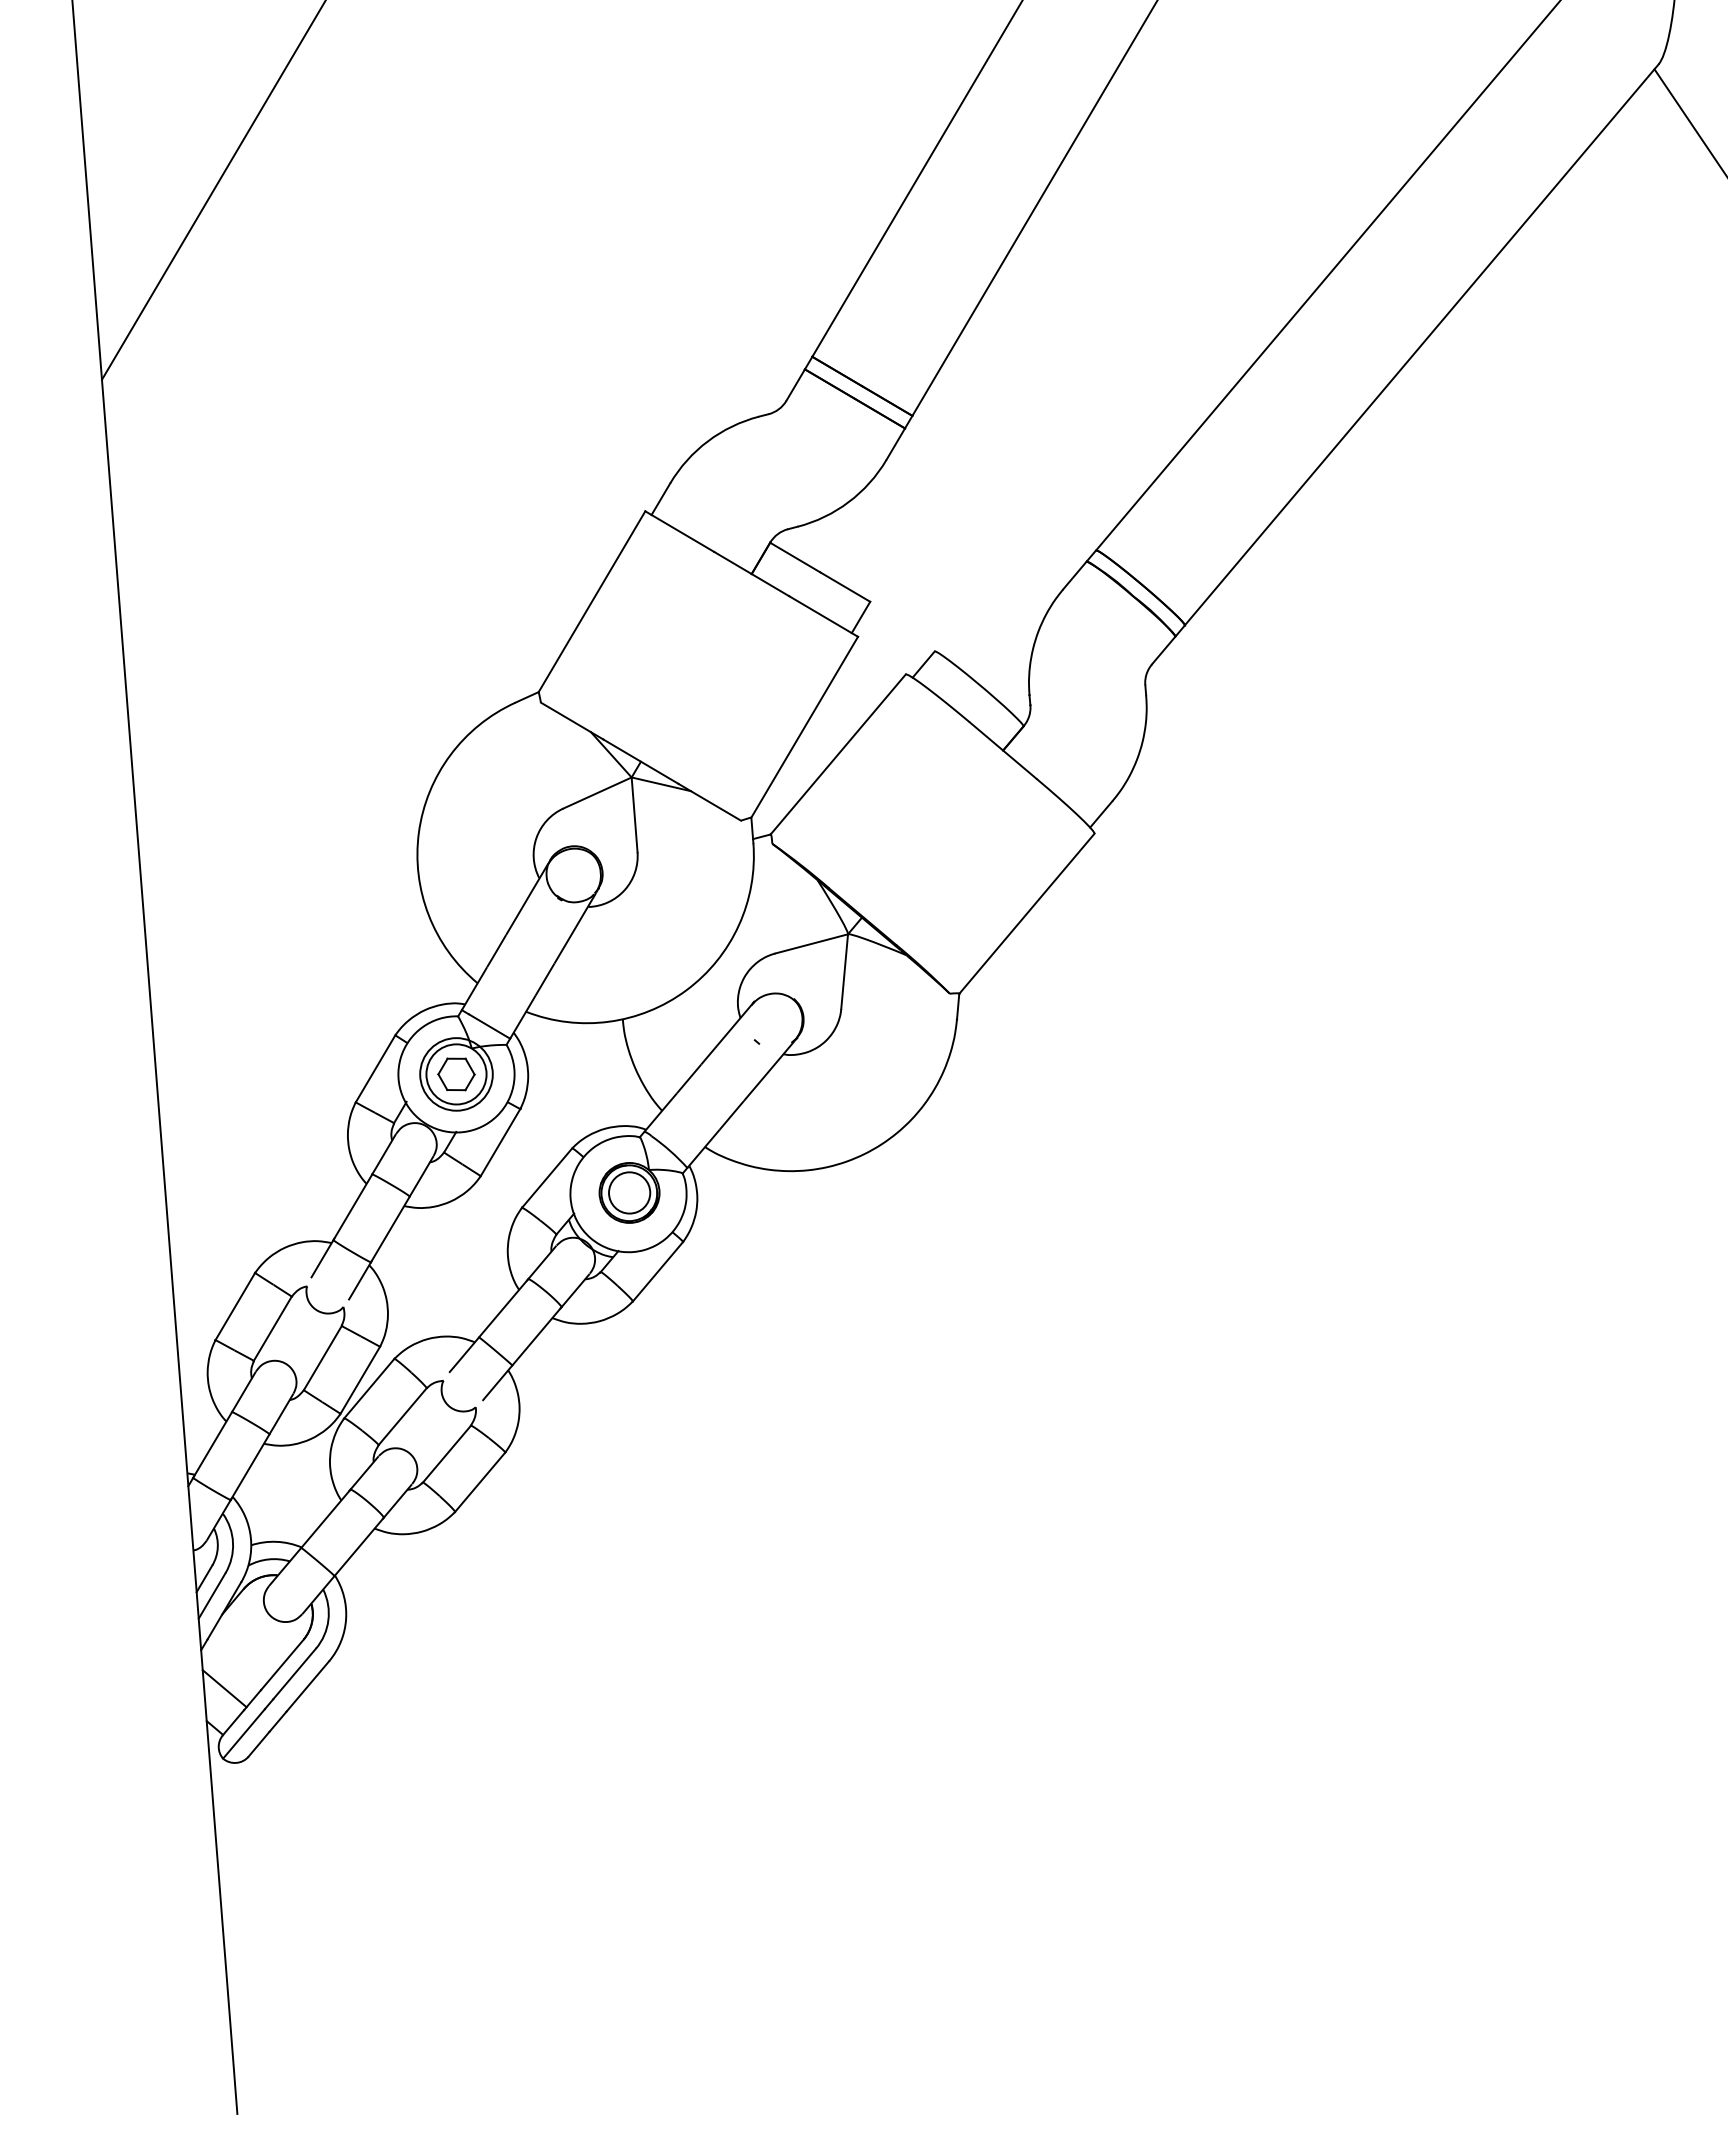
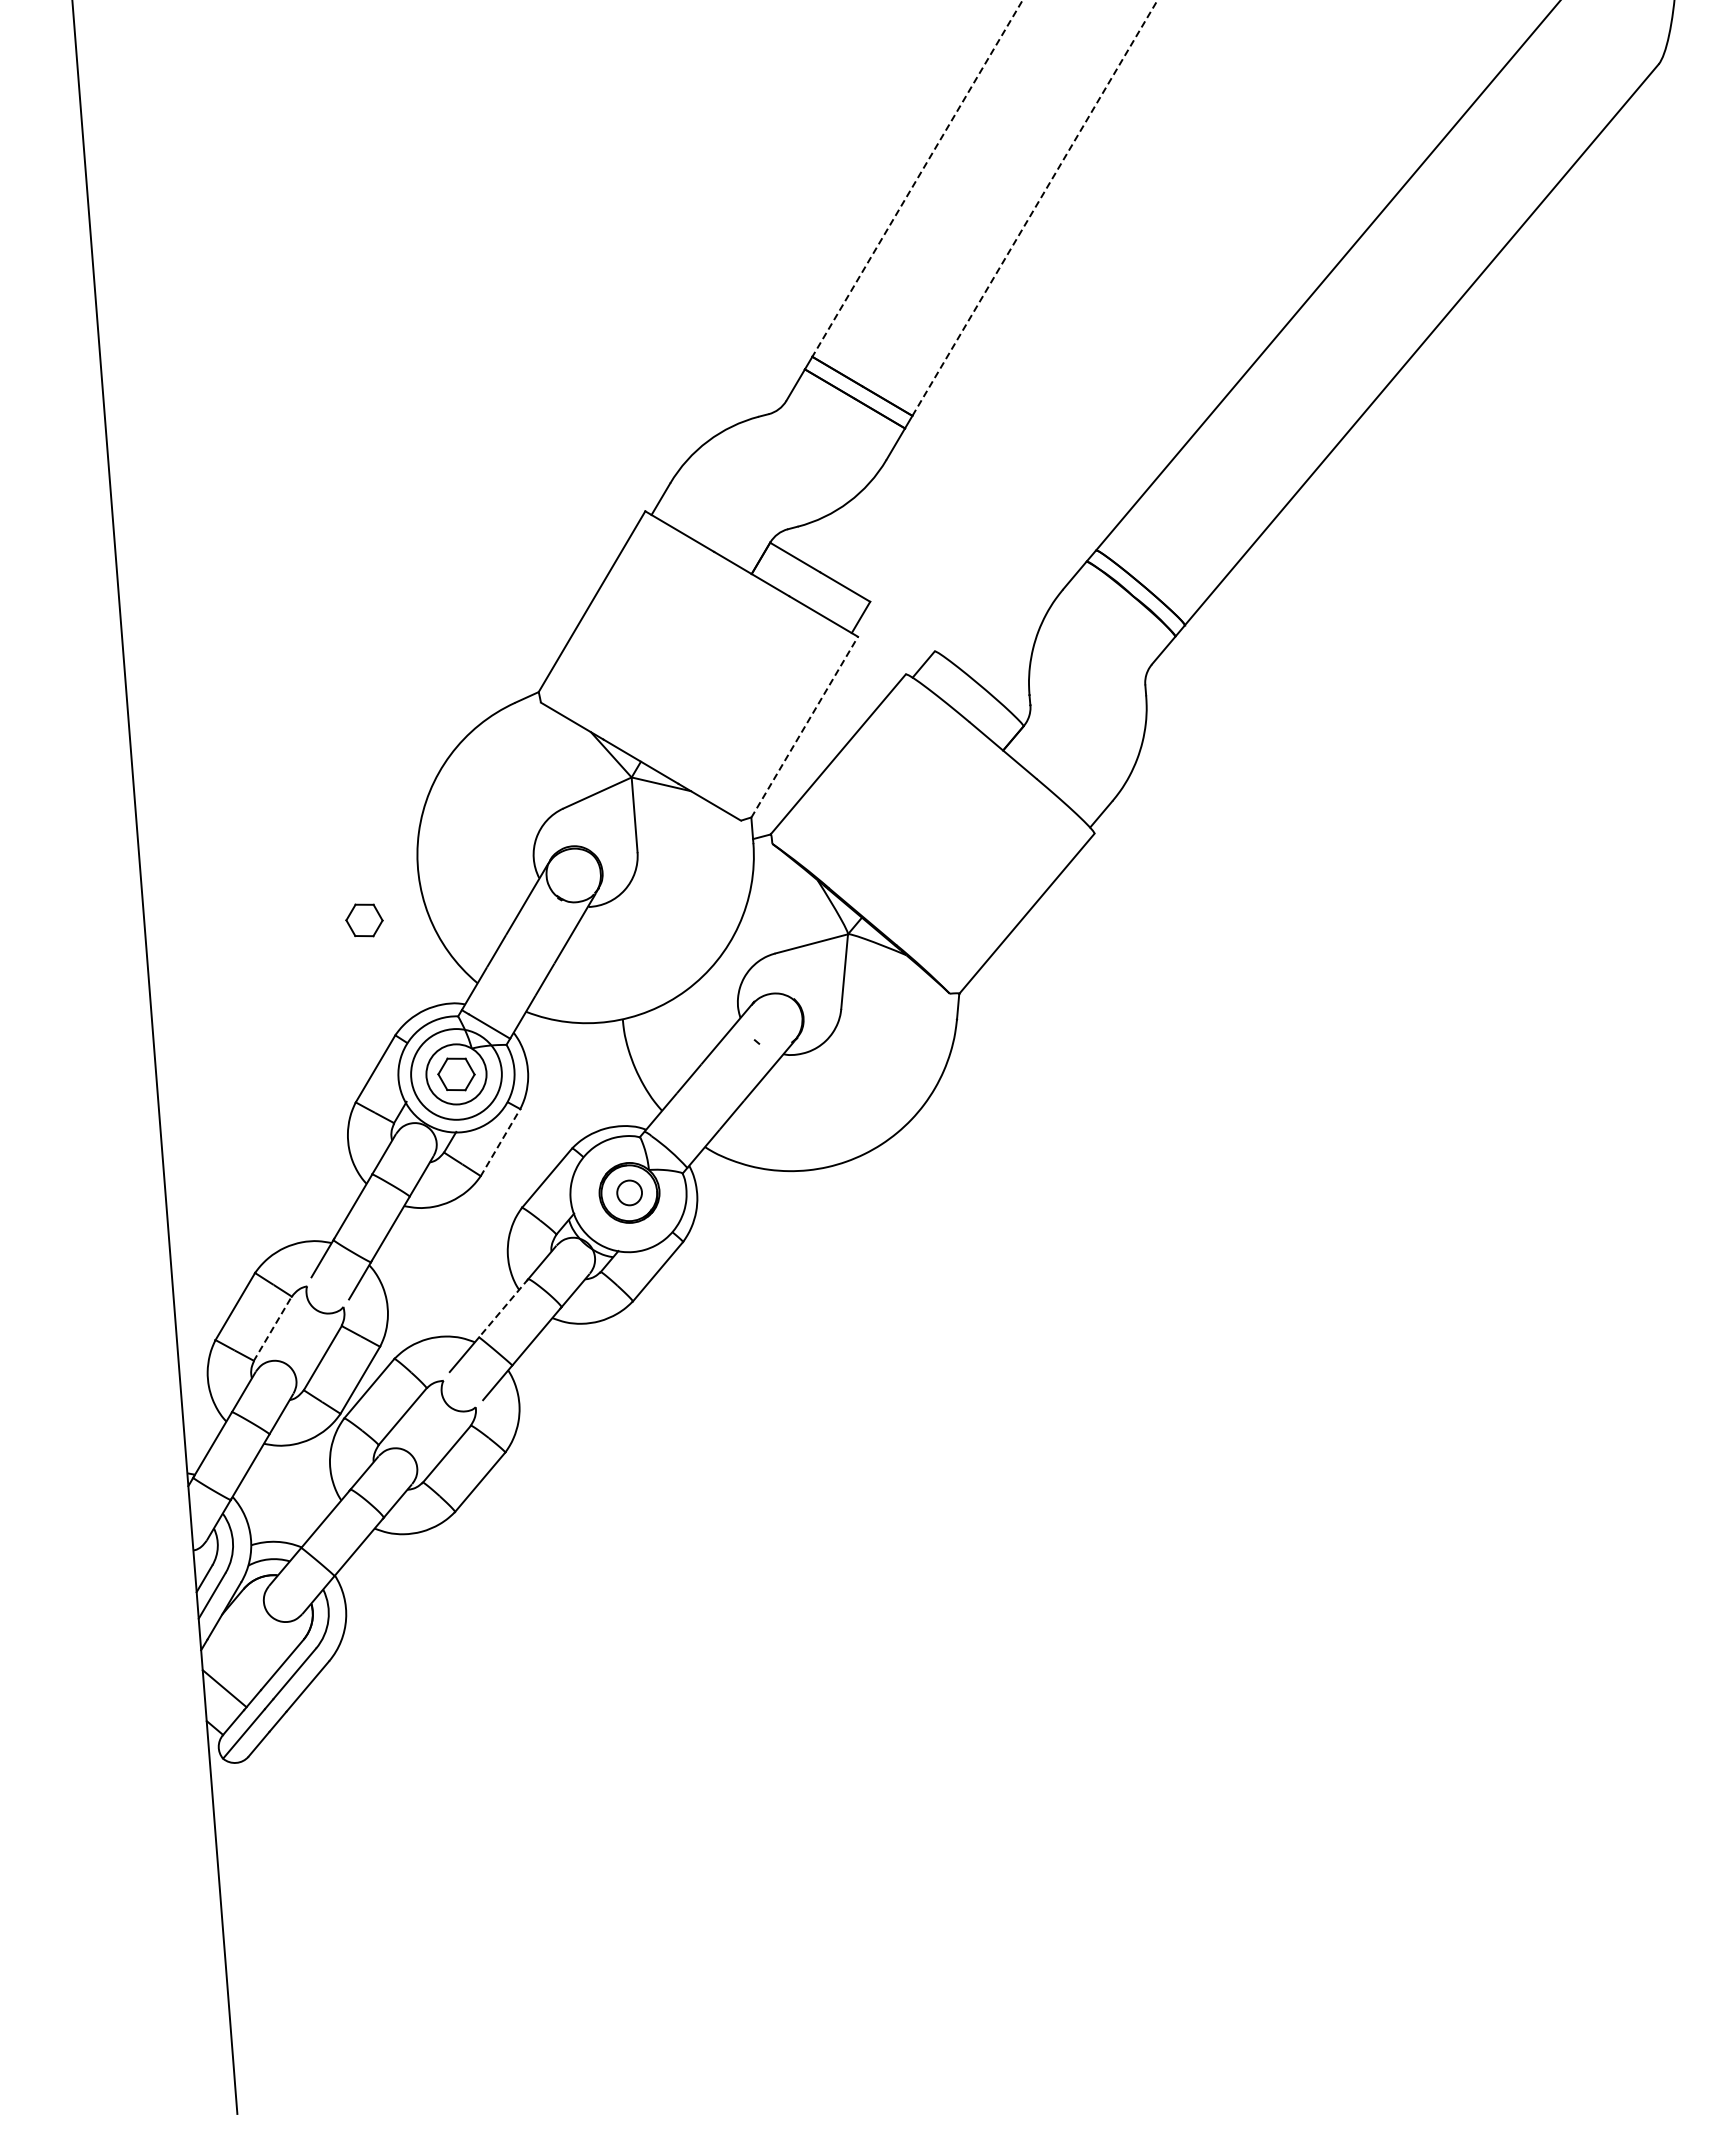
line: present -> none (1689, 120)
line: solid -> dashed (917, 178)
line: present -> none (213, 190)
line: solid -> dashed (1034, 208)
line: solid -> dashed (804, 726)
part: none -> present (364, 920)
circle diameter: 73 px -> 91 px (456, 1074)
line: solid -> dashed (500, 1142)
circle diameter: 41 px -> 25 px (629, 1192)
line: solid -> dashed (503, 1308)
line: solid -> dashed (272, 1329)
